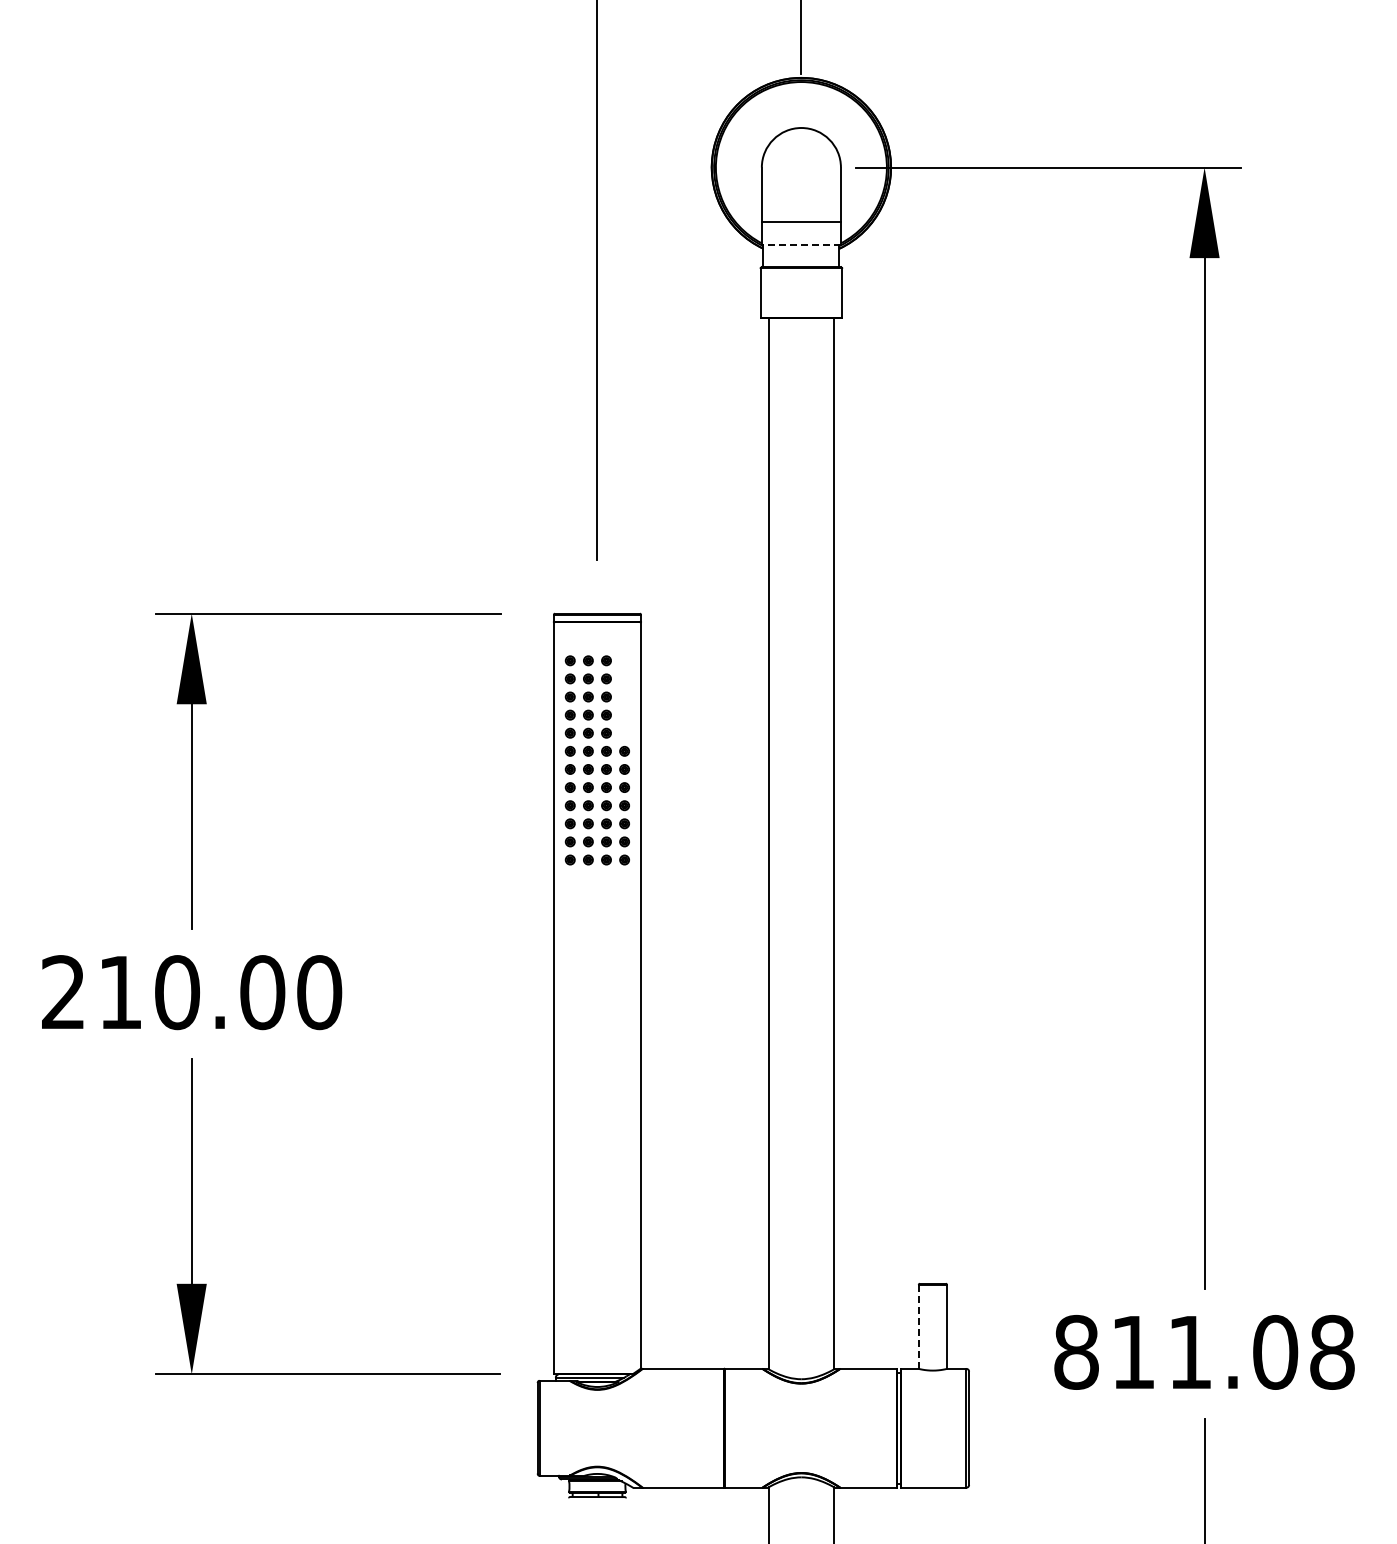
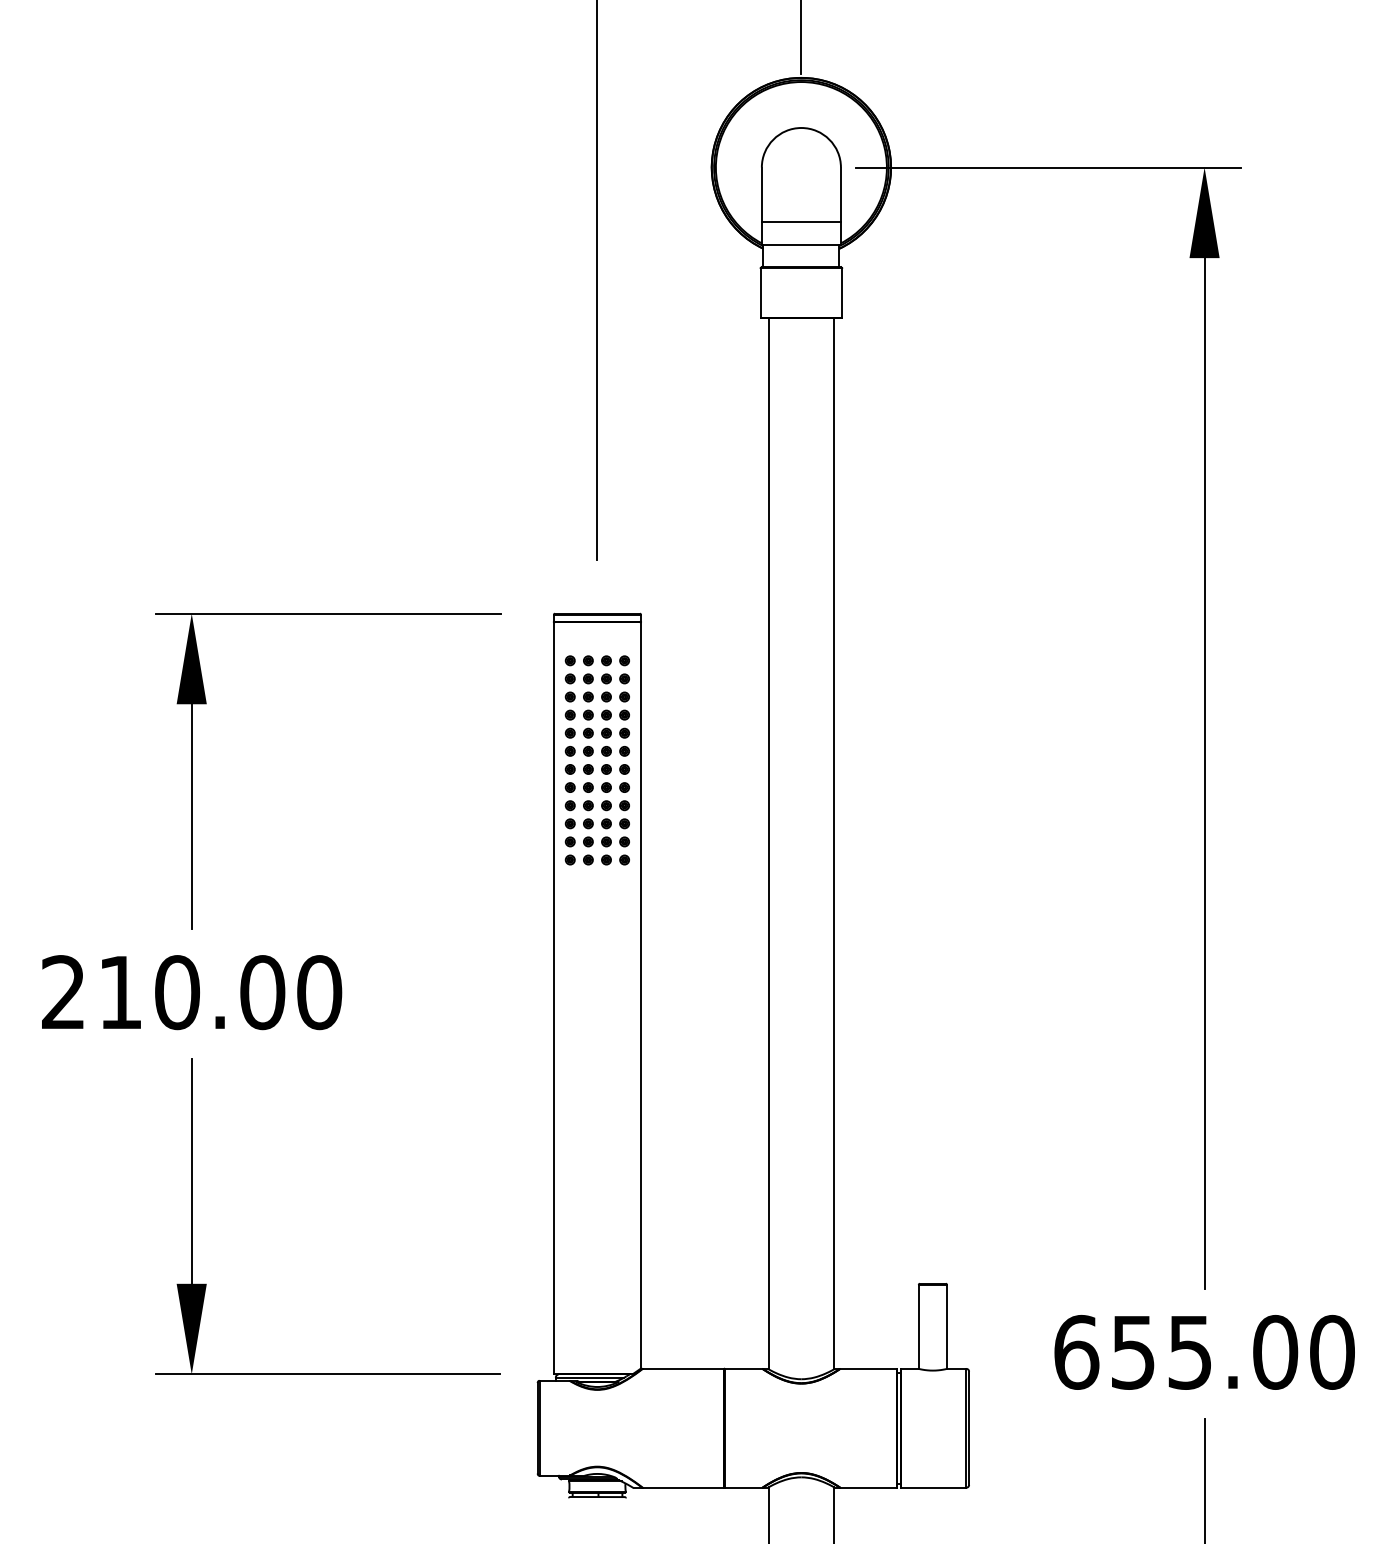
line: dashed -> solid (801, 245)
part: none -> present (624, 696)
line: dashed -> solid (918, 1327)
text: 811.08 -> 655.00 (1204, 1351)
